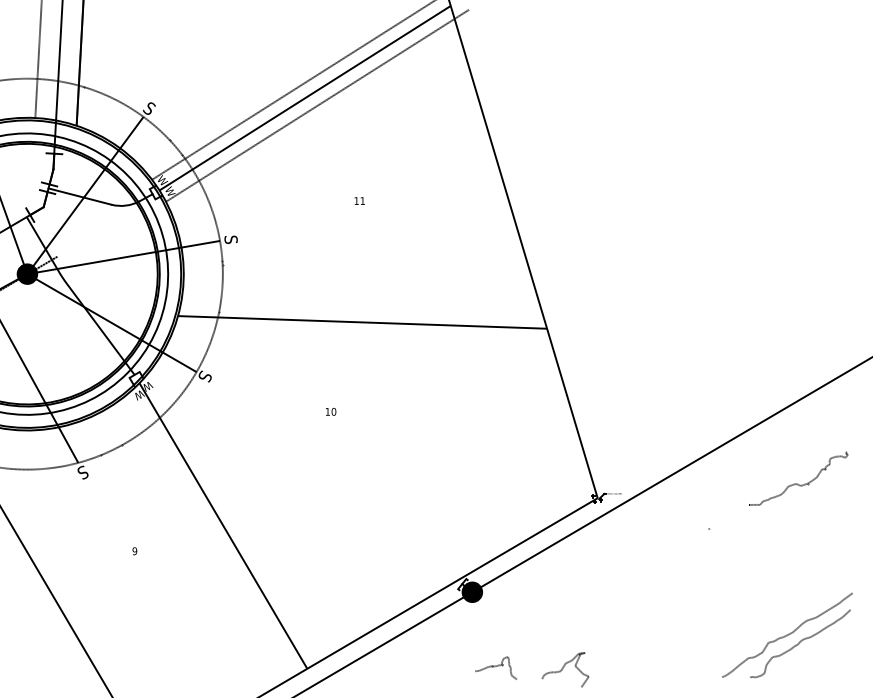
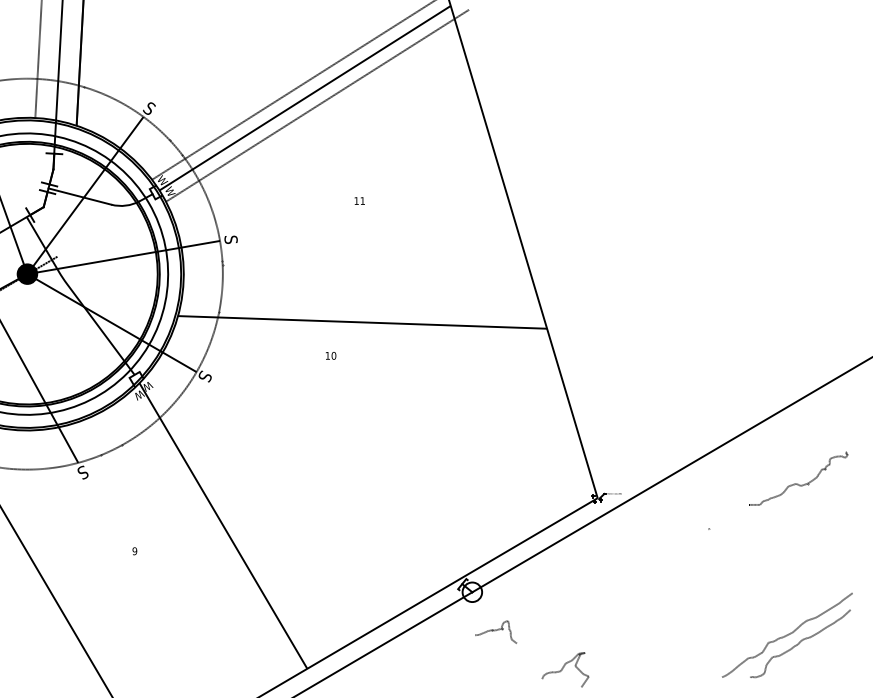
text position: (331, 411) -> (331, 355) (331, 355)
fill: present -> none (472, 592)
curve position: (496, 666) -> (496, 630) (496, 630)
